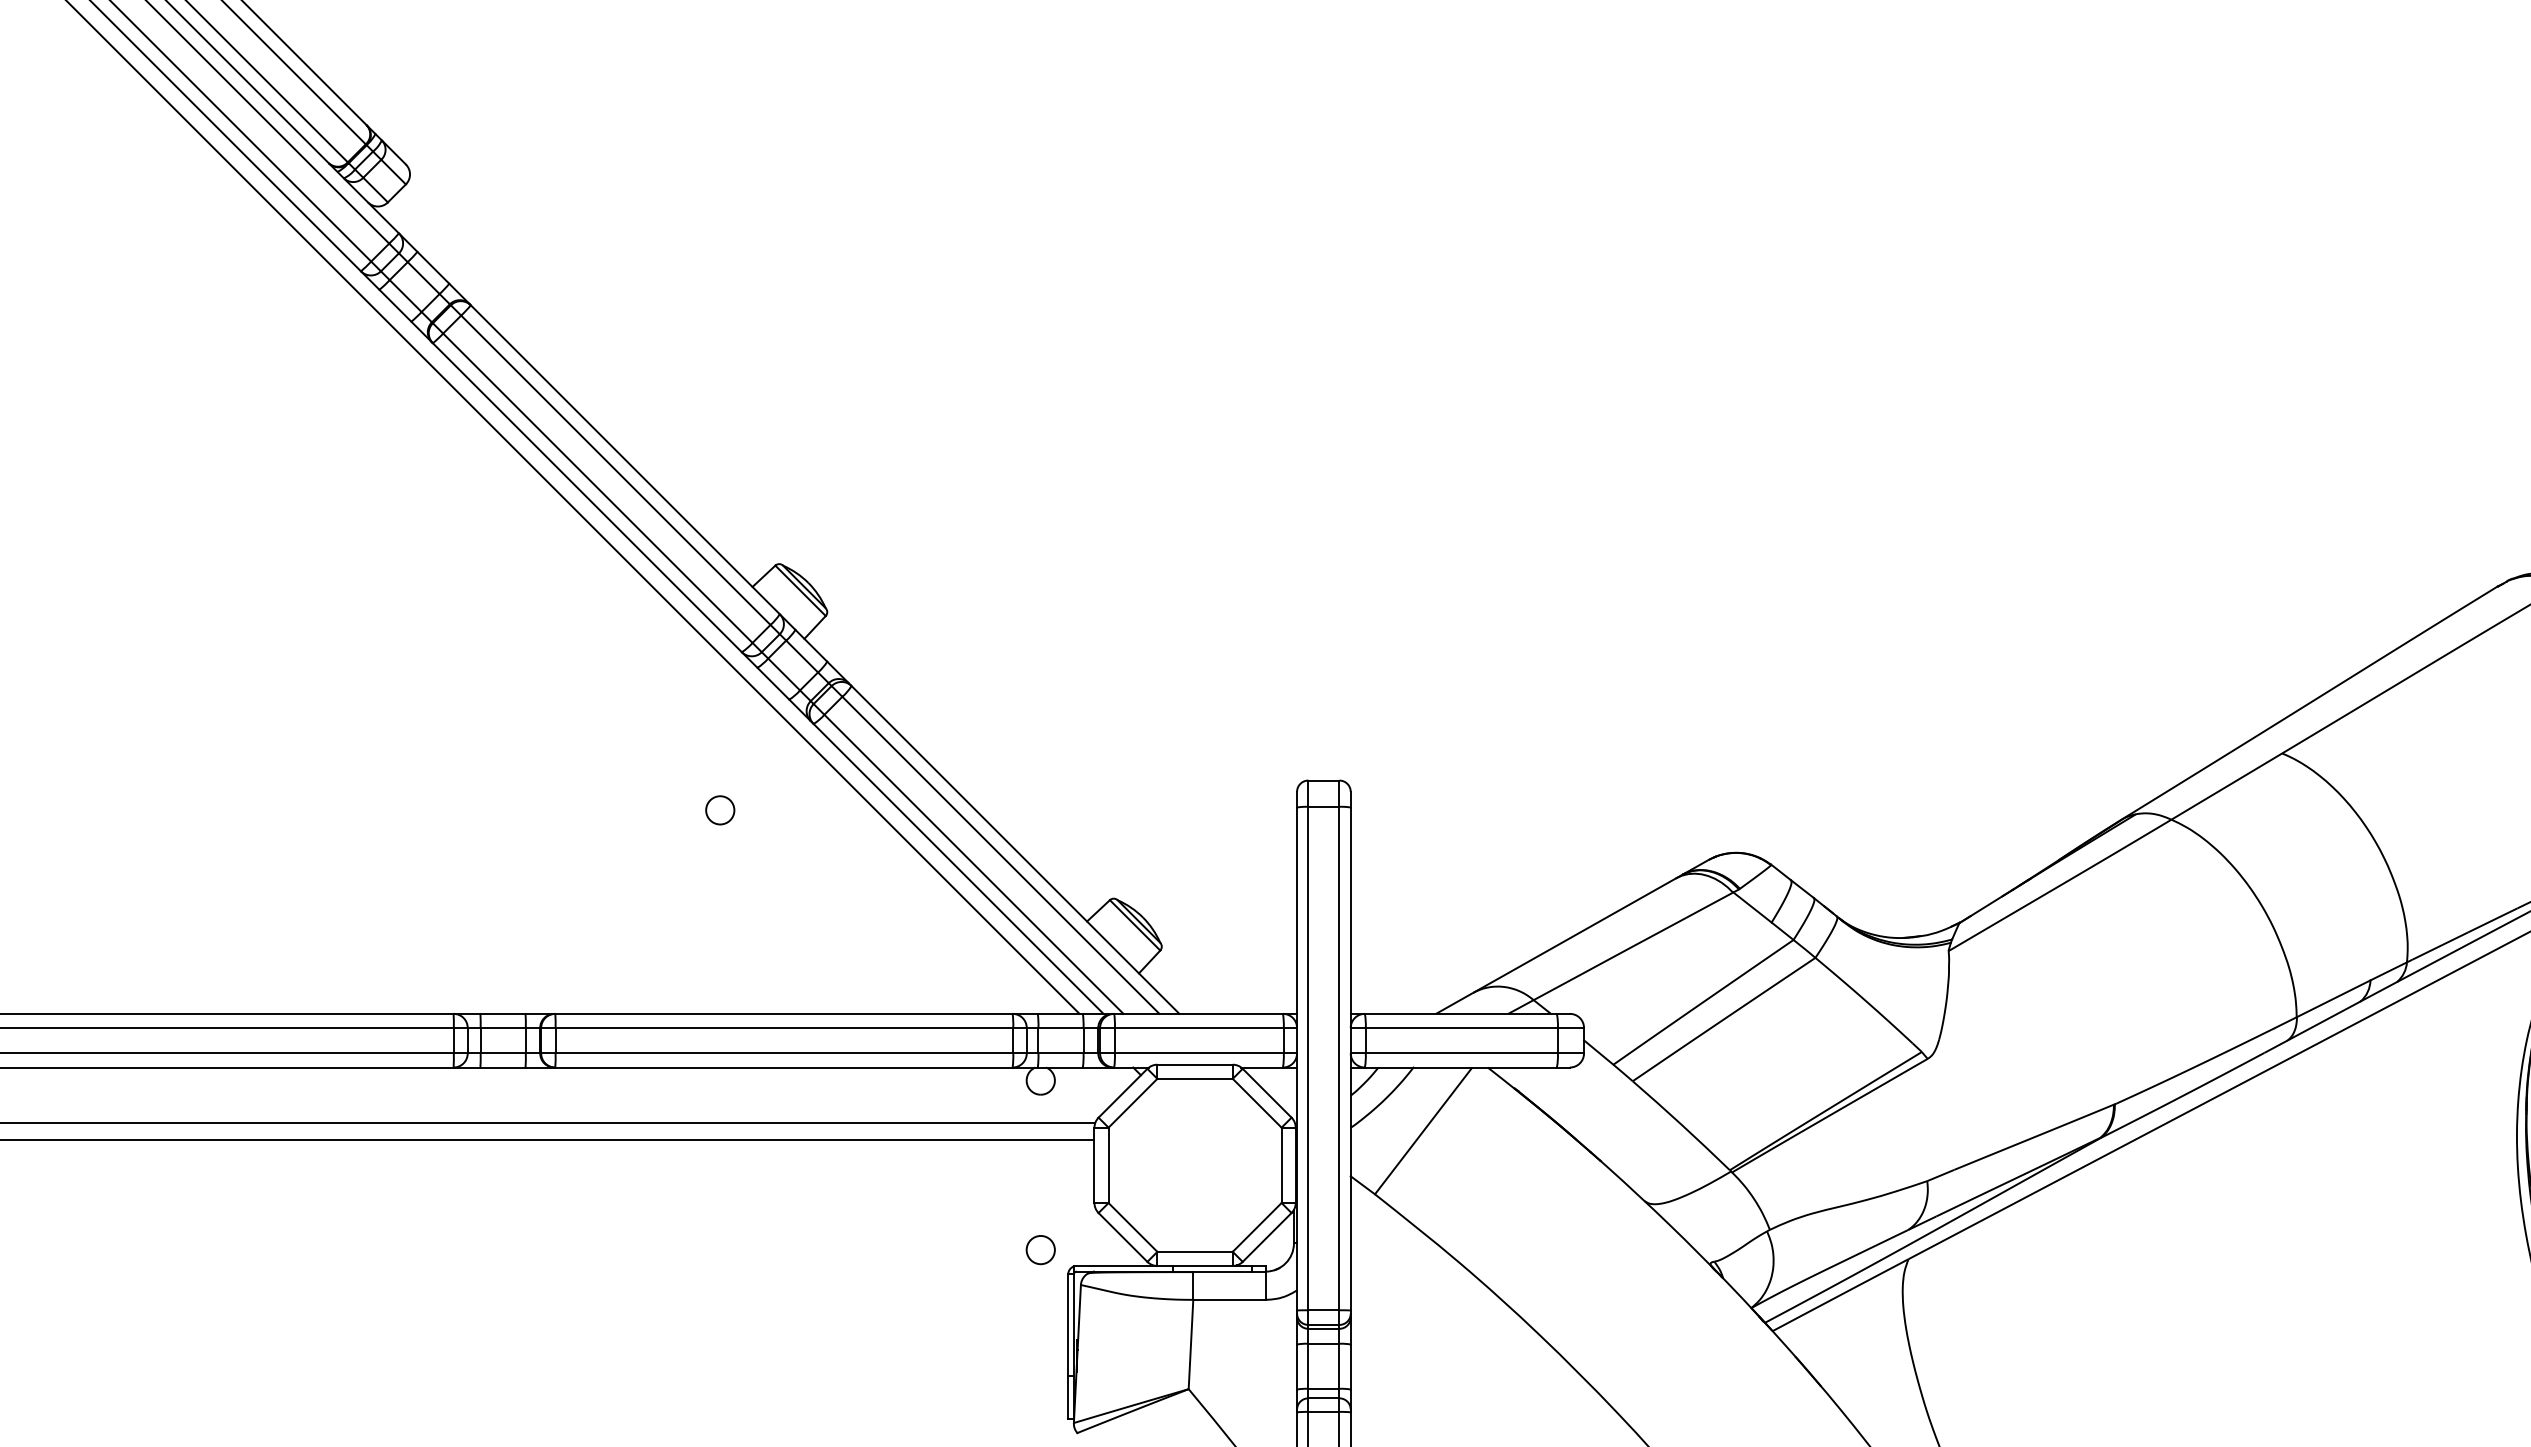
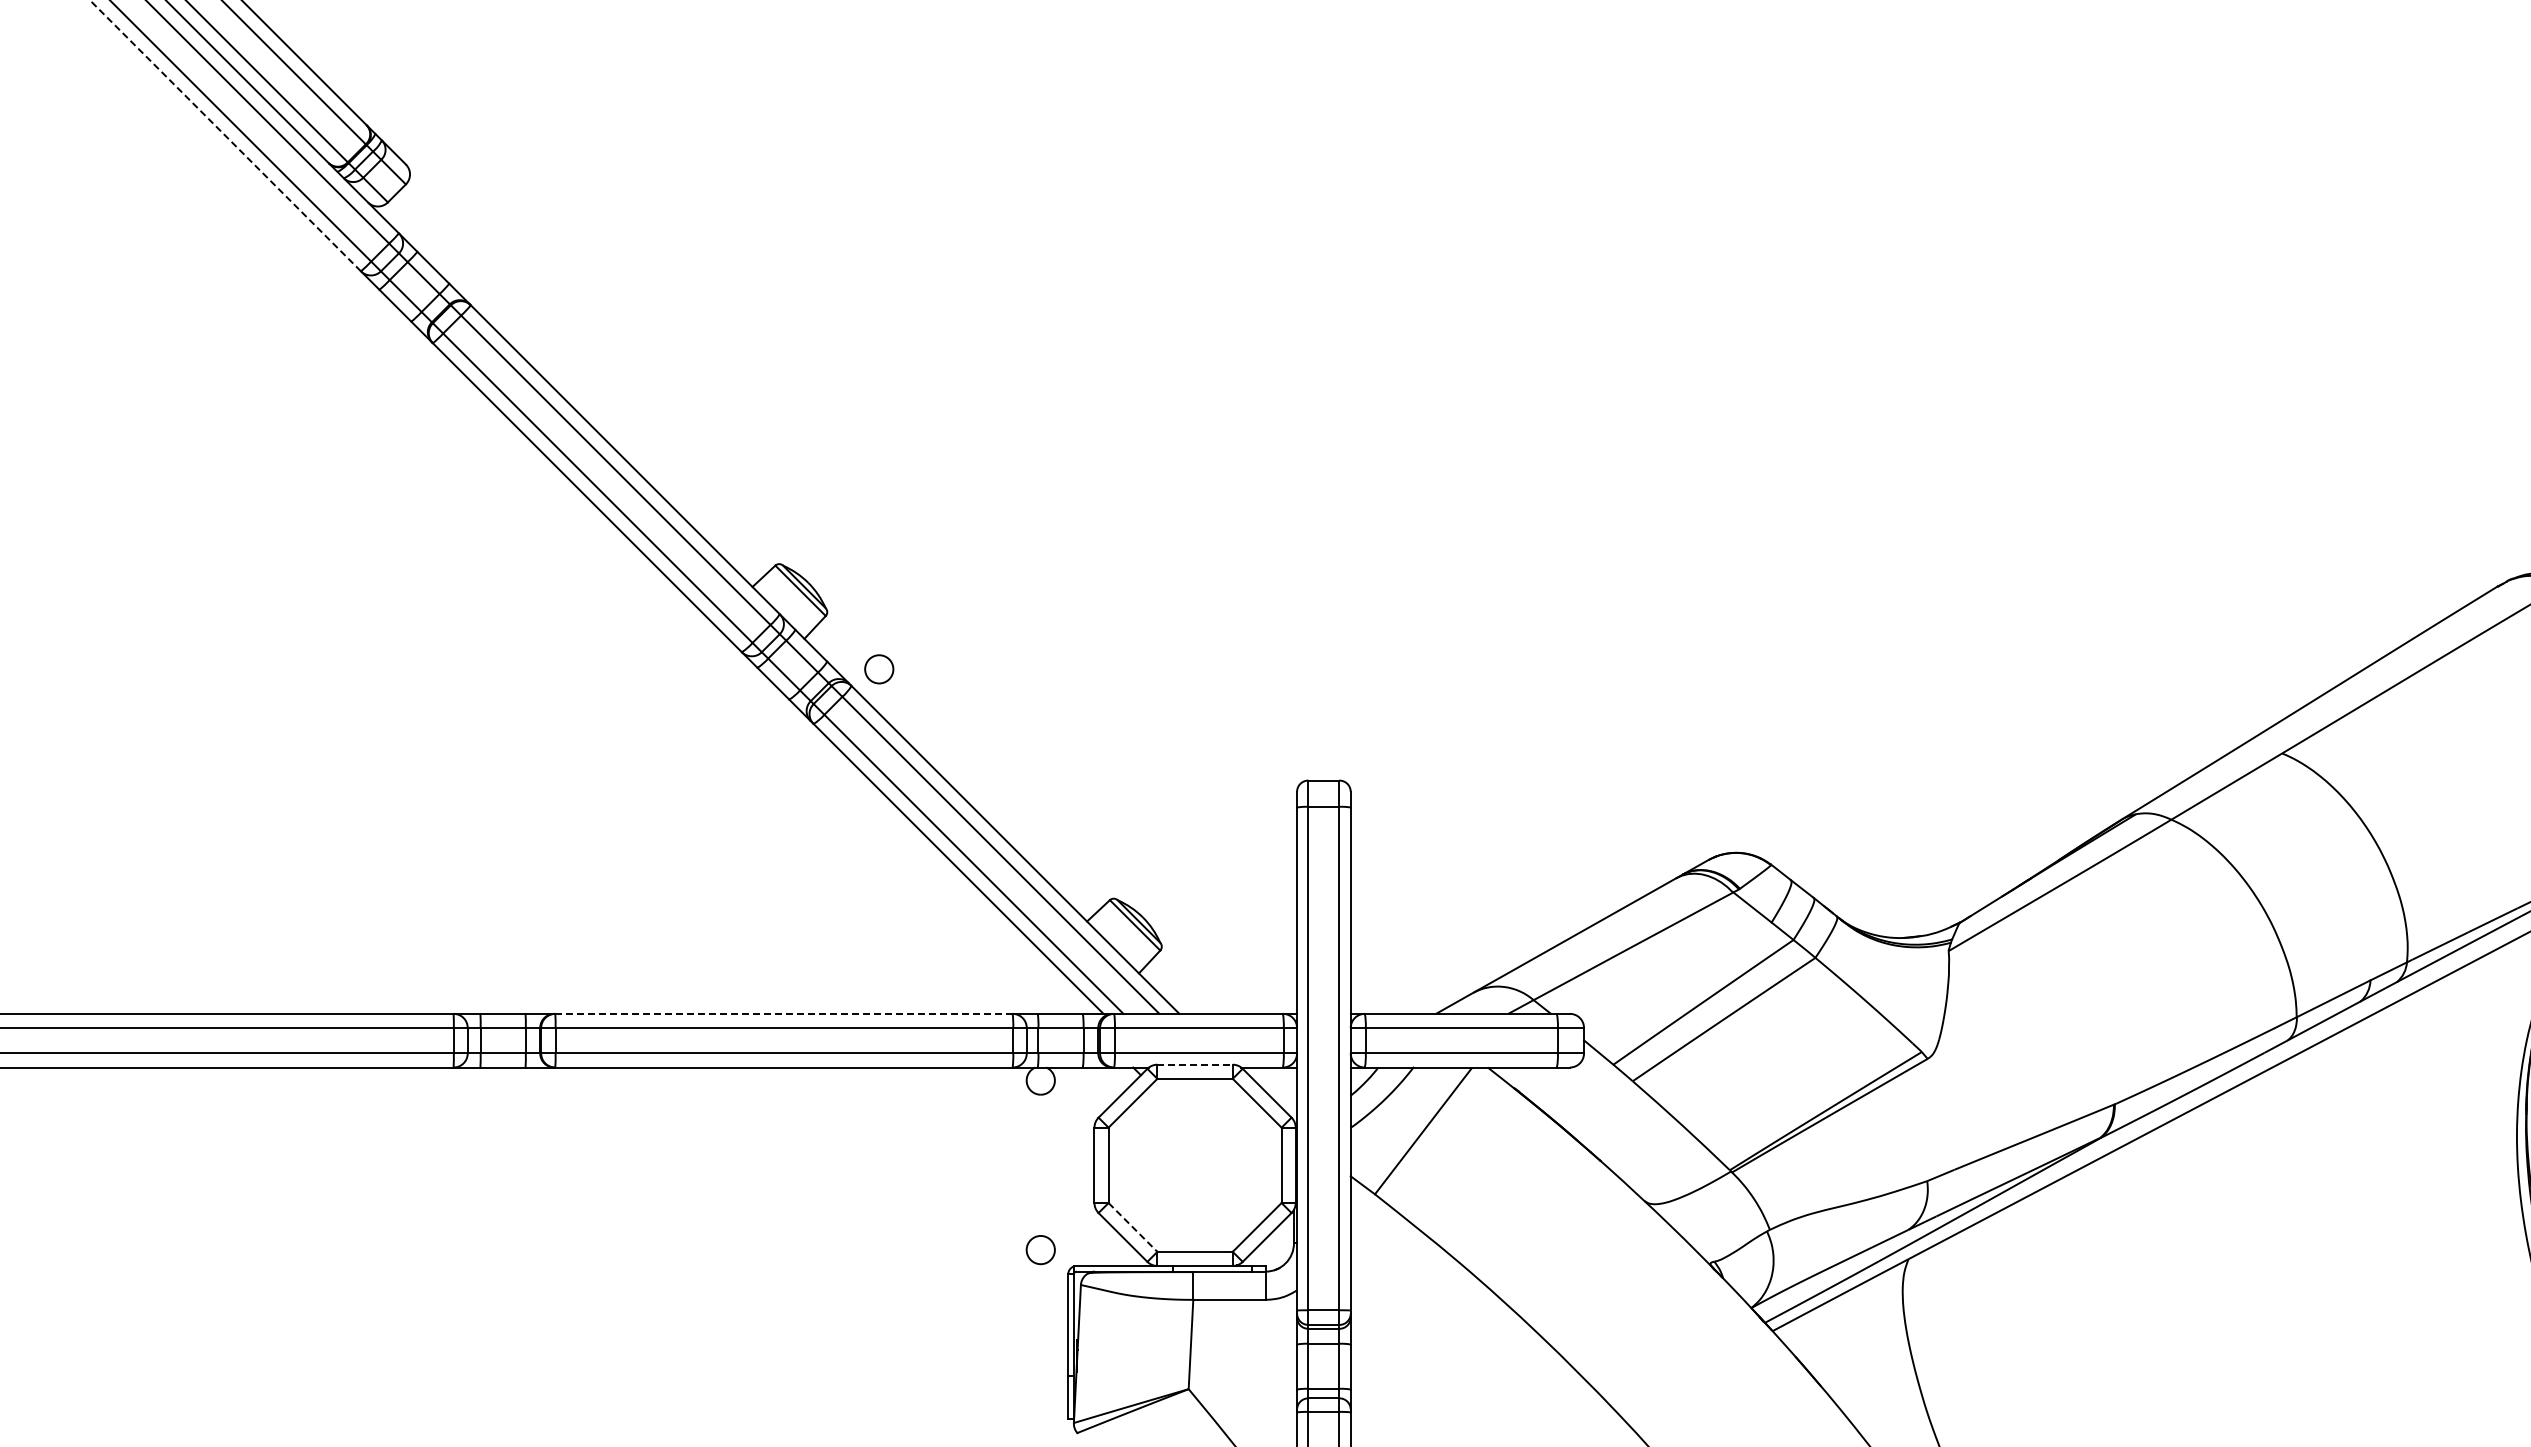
line: solid -> dashed (225, 135)
line: present -> none (573, 507)
circle position: (720, 810) -> (879, 669) (879, 669)
line: solid -> dashed (783, 1013)
line: solid -> dashed (1195, 1064)
line: present -> none (548, 1122)
line: present -> none (548, 1139)
line: solid -> dashed (1132, 1227)
